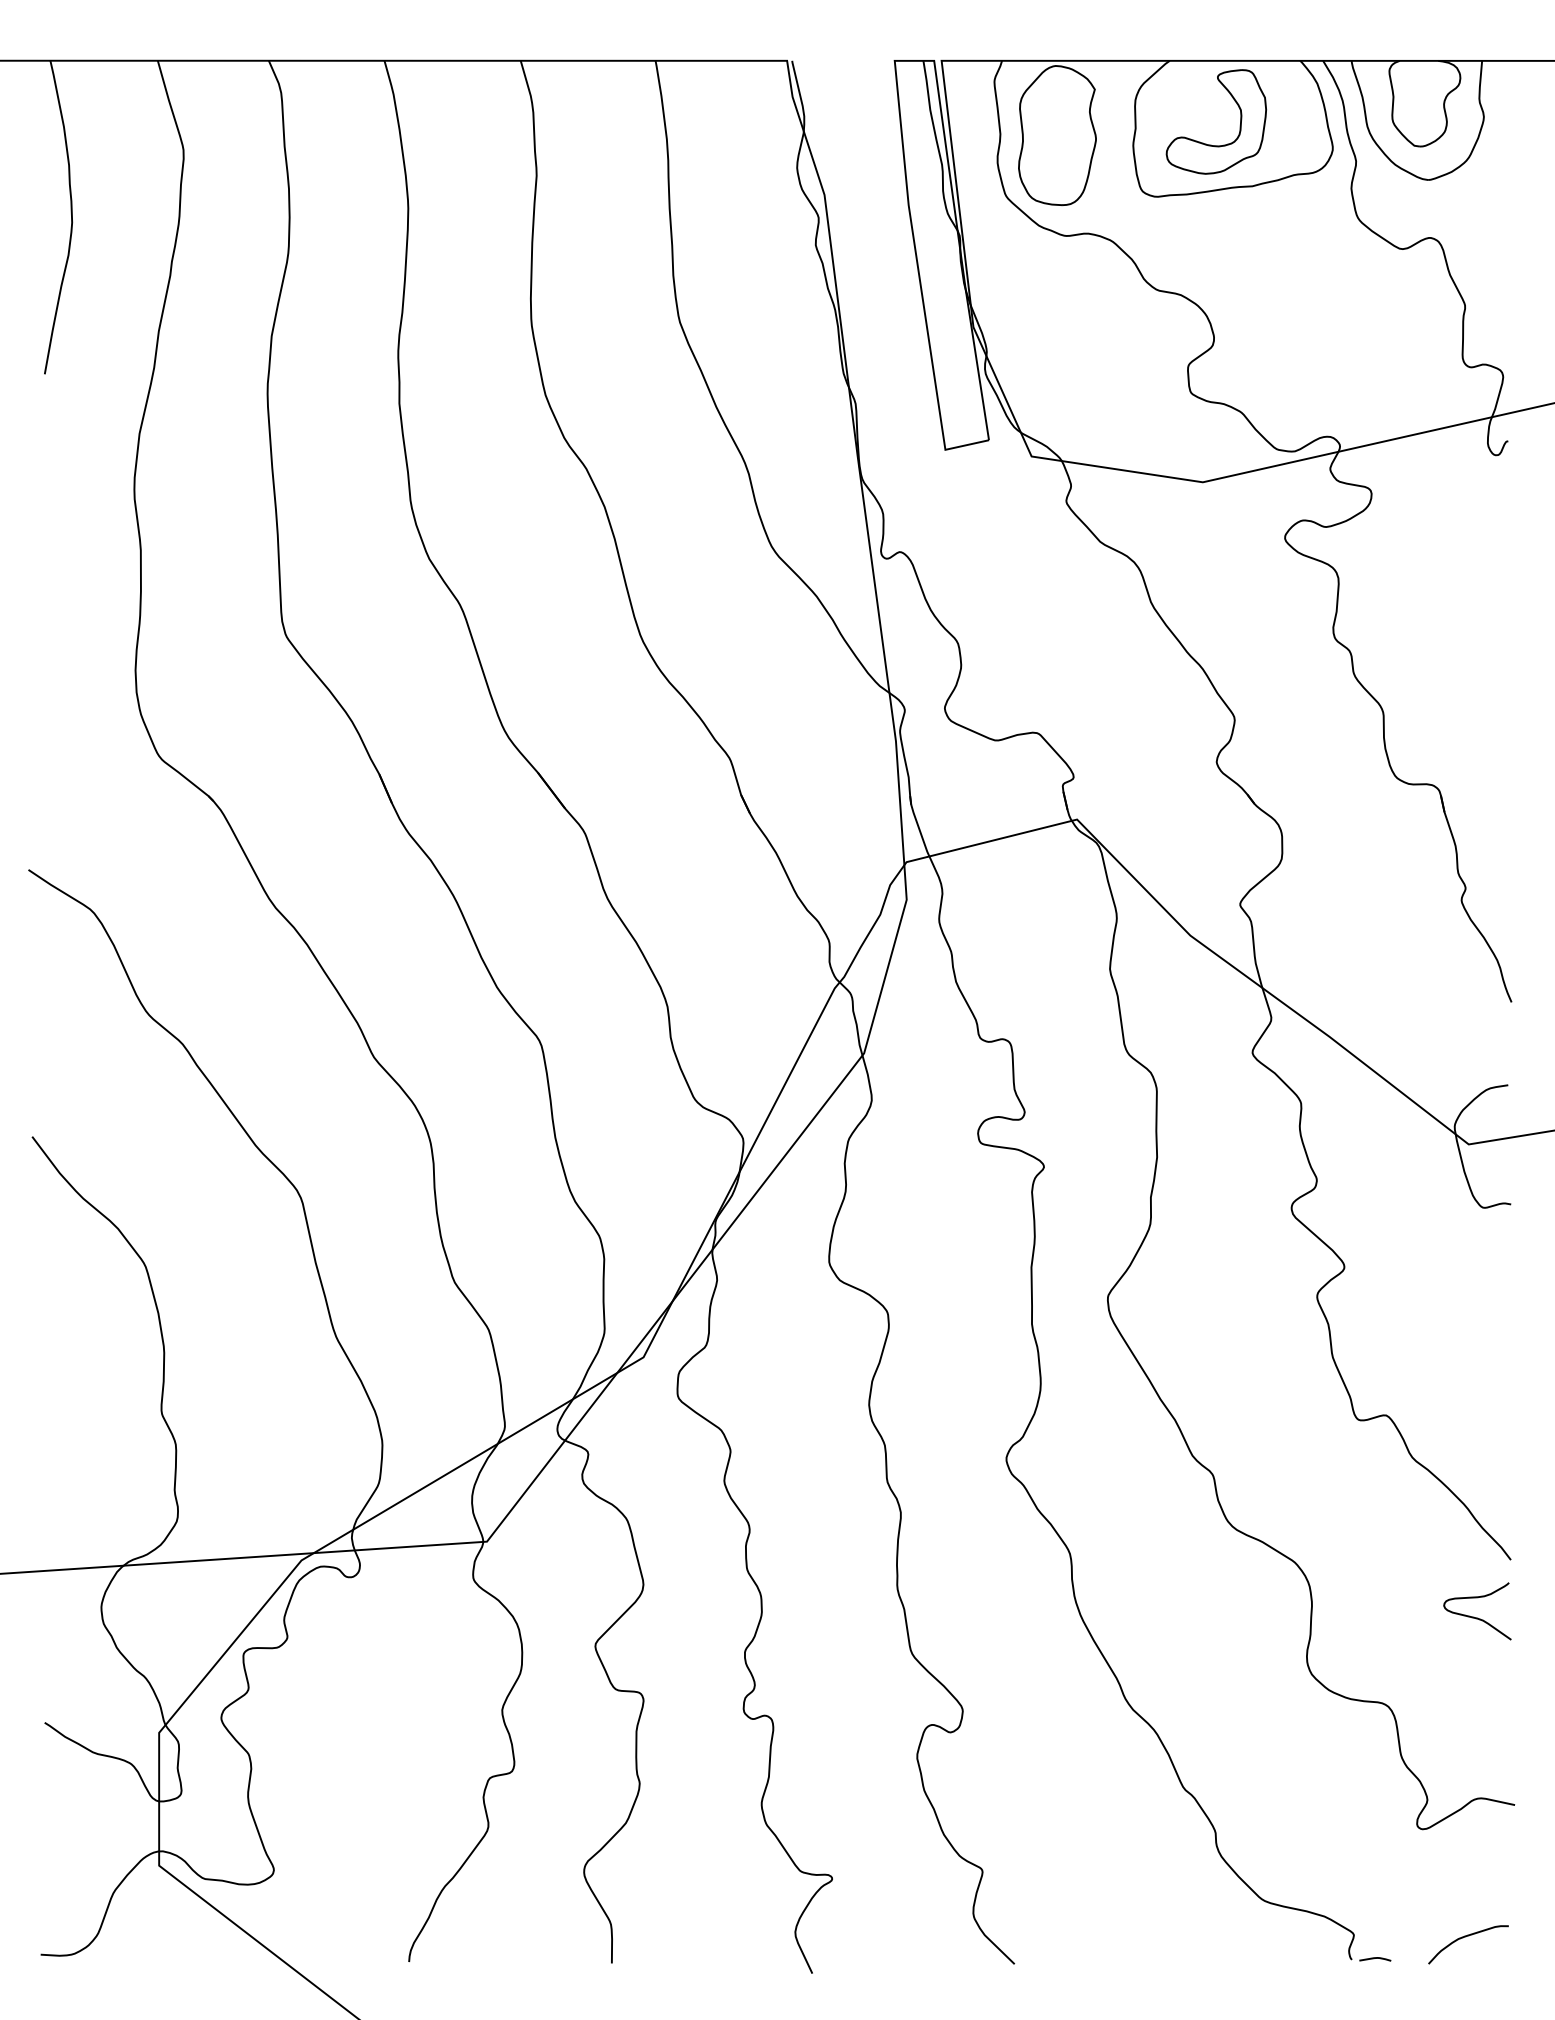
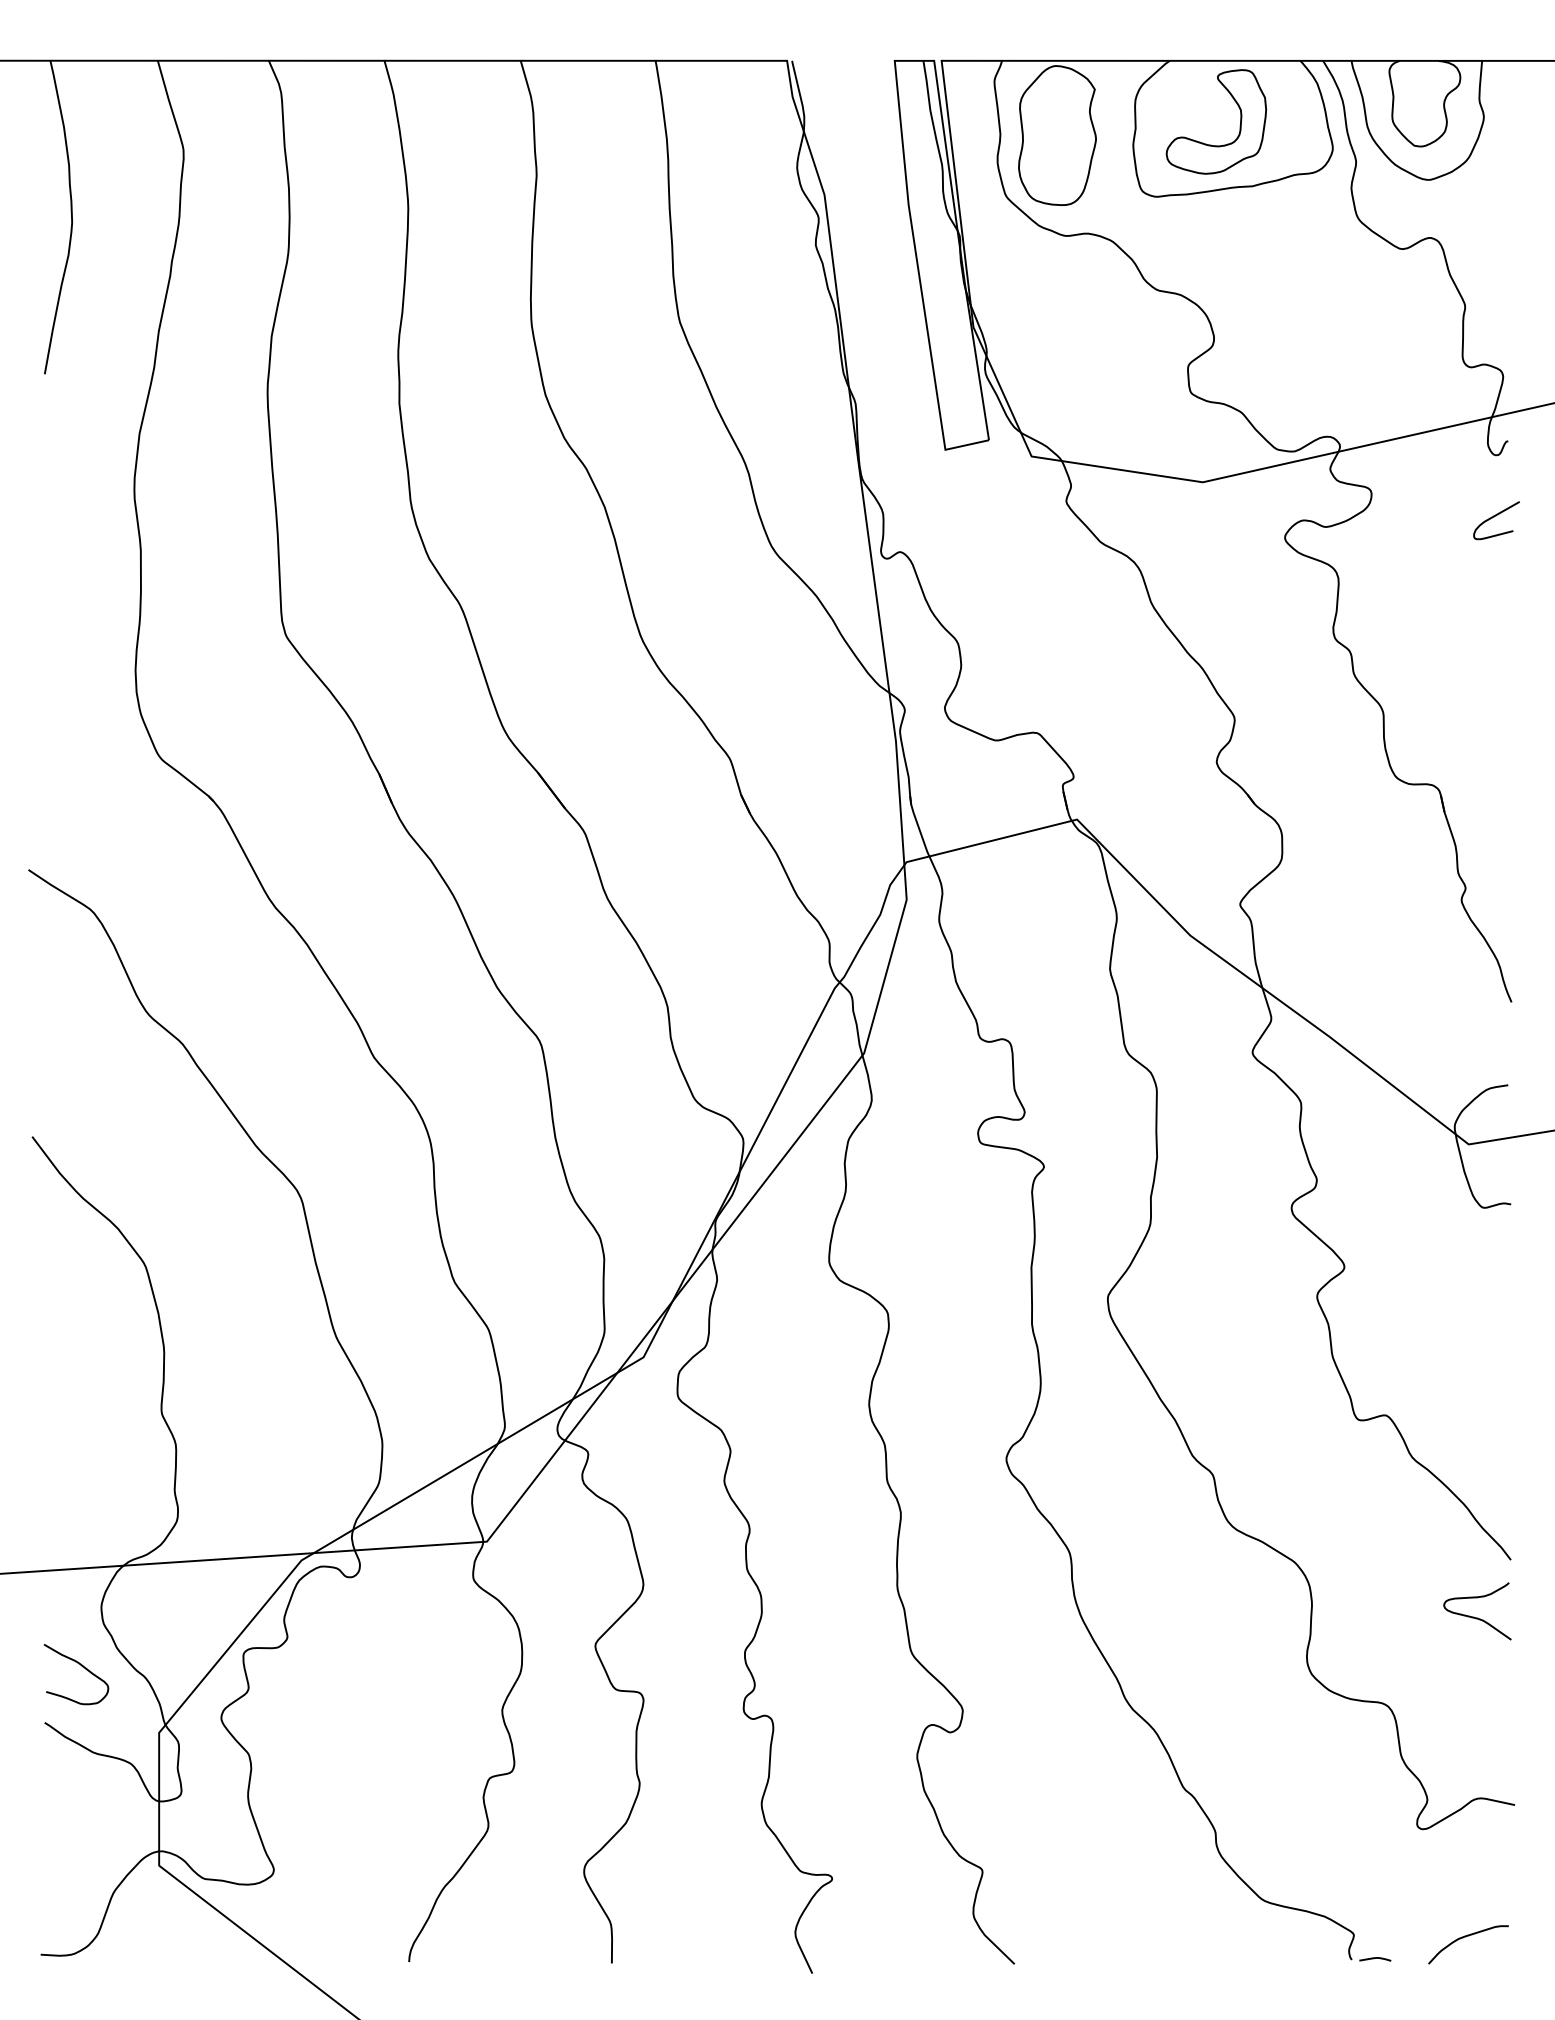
curve: none -> present (1494, 517)
curve: none -> present (82, 1667)
